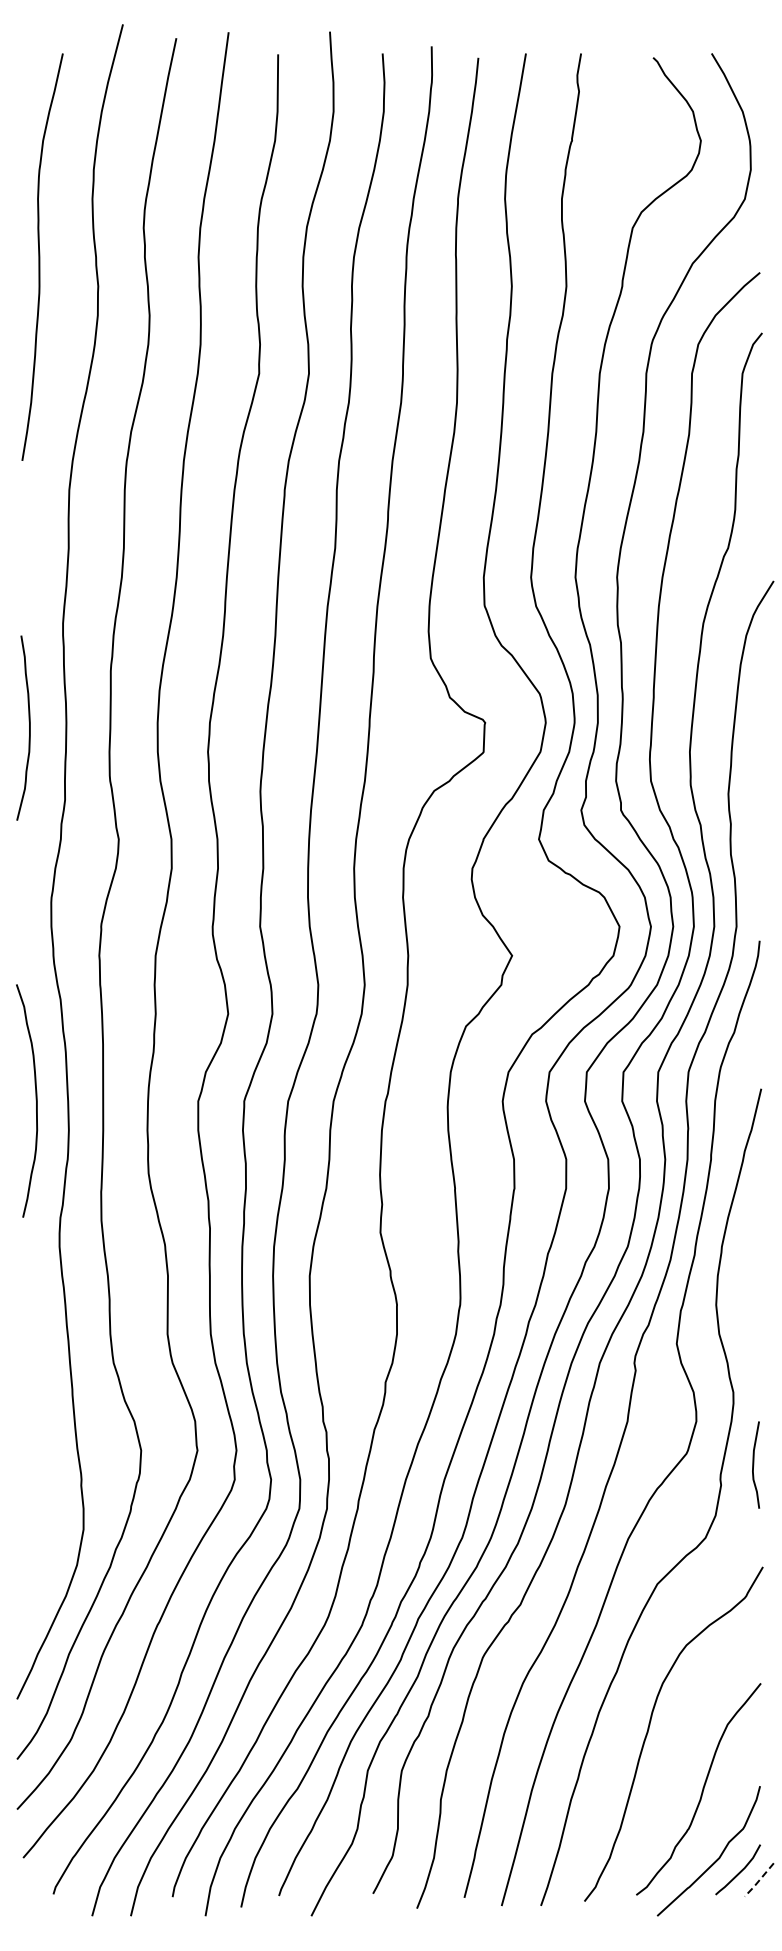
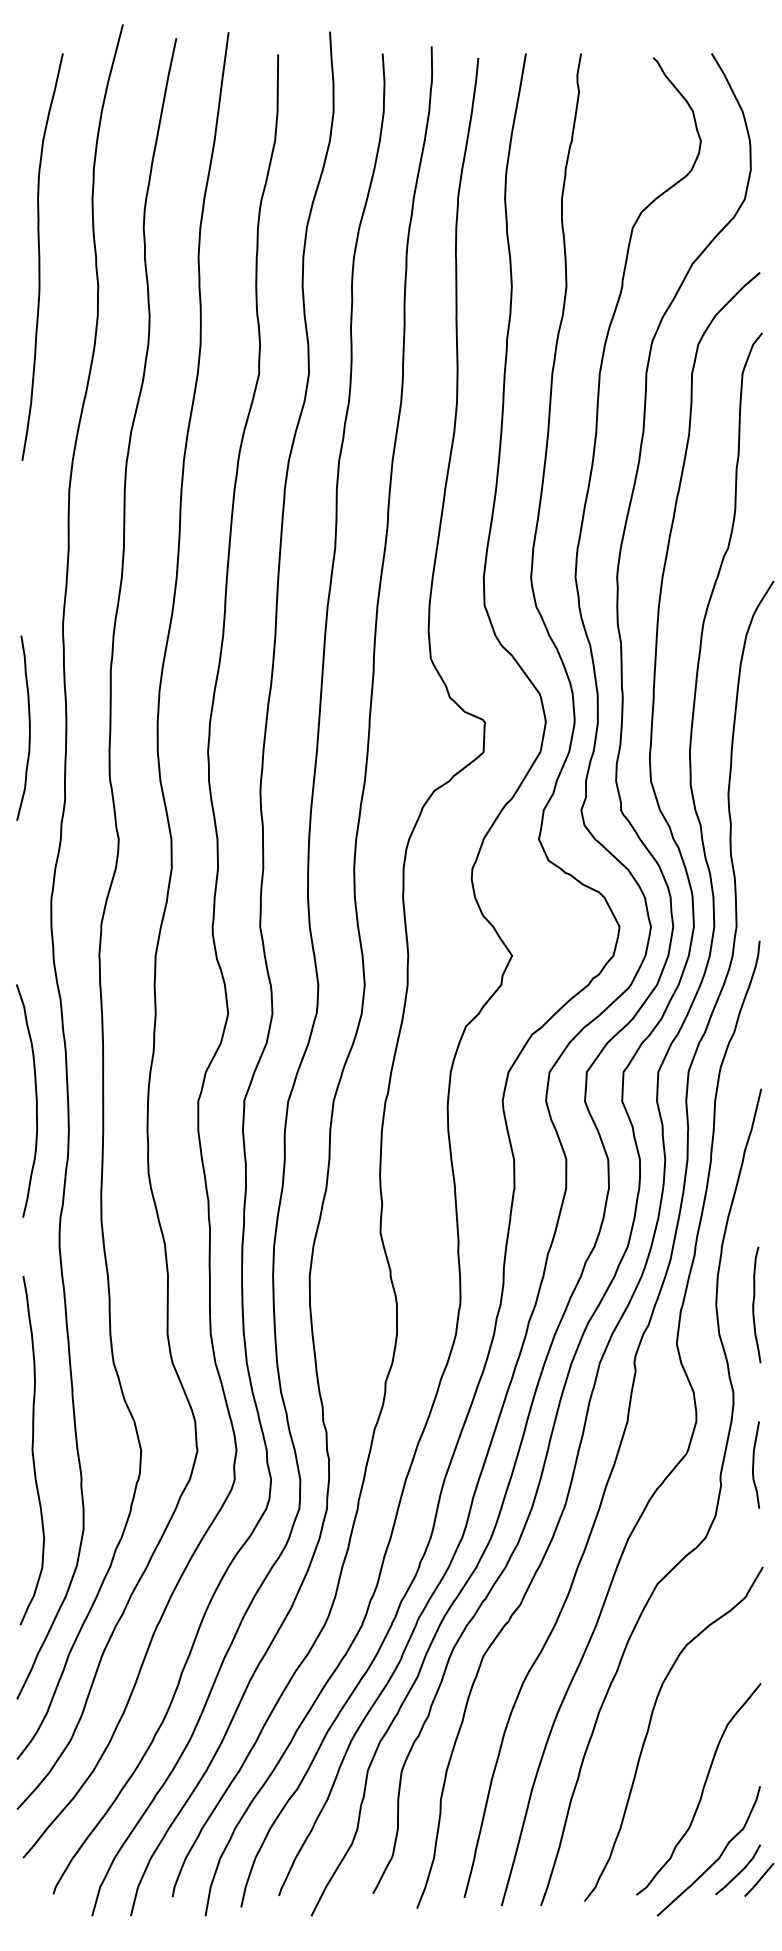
curve: none -> present (754, 1304)
curve: none -> present (31, 1450)
line: dashed -> solid (758, 1881)
